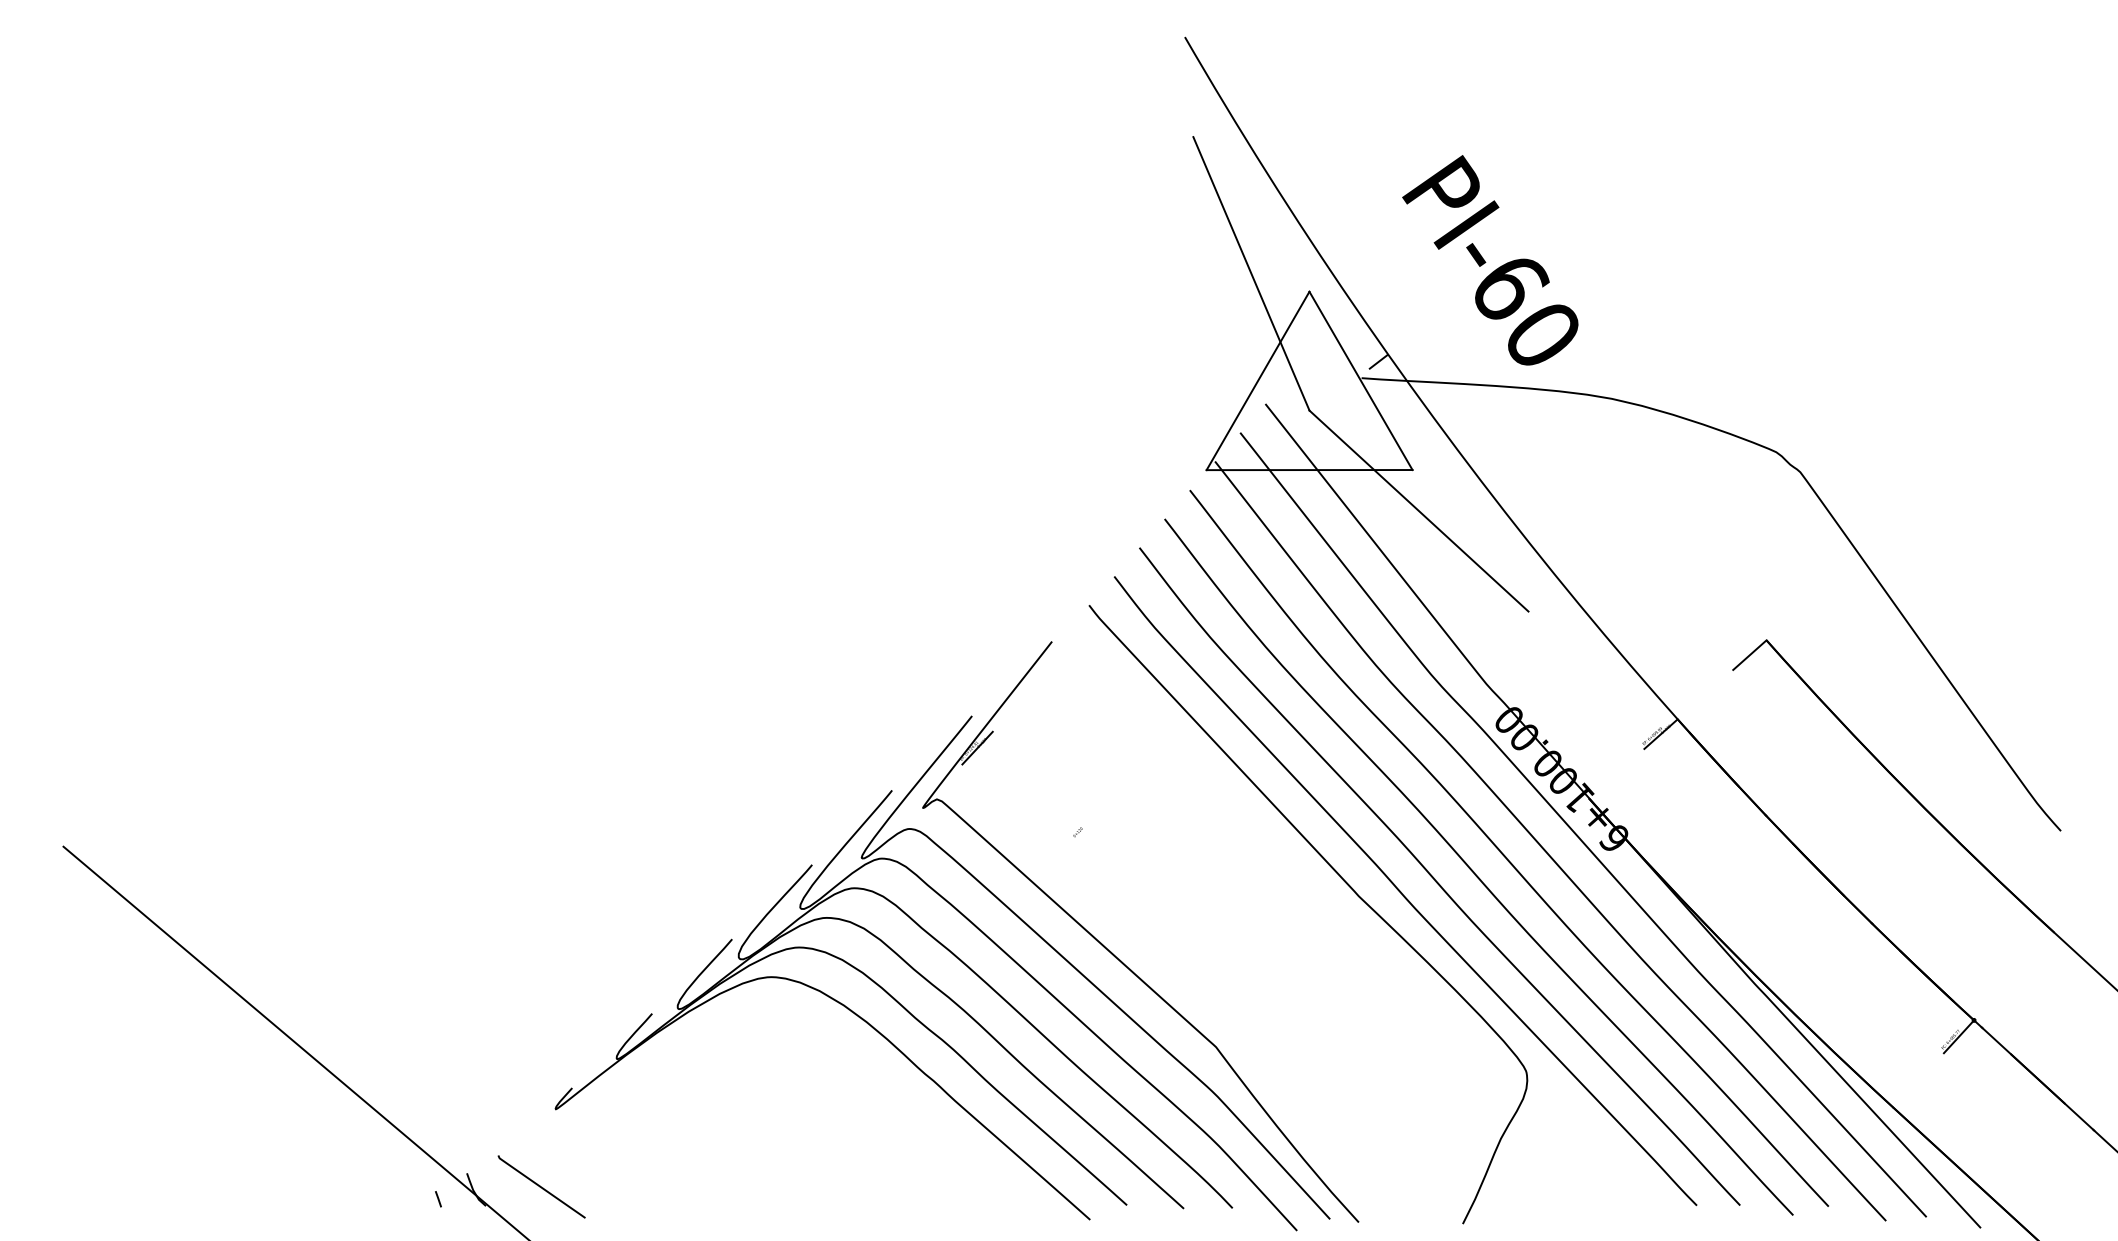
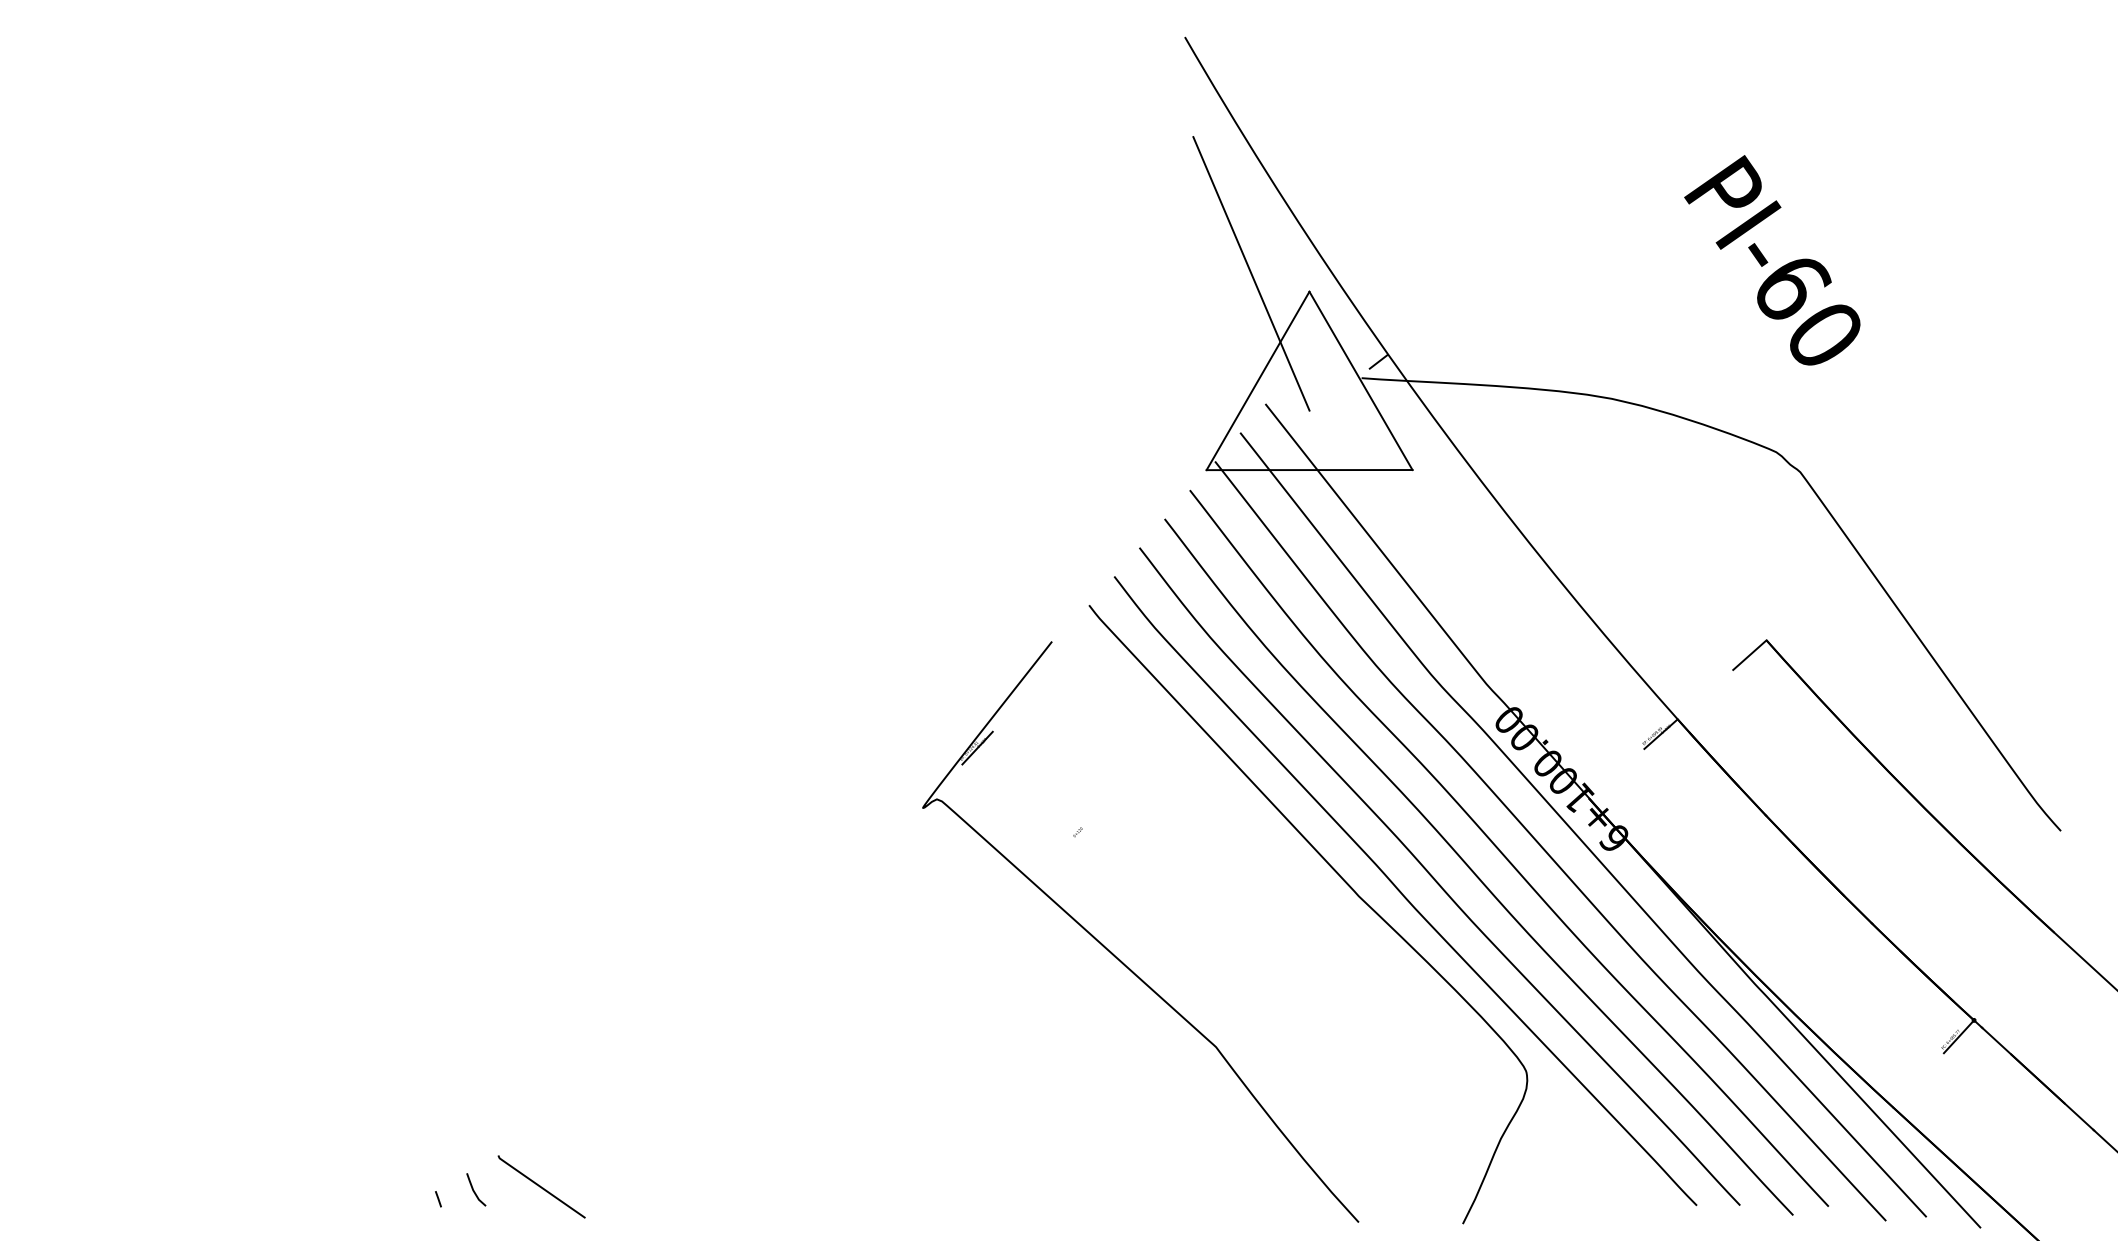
text position: (1490, 260) -> (1772, 260) (1772, 260)
line: present -> none (1418, 510)
part: present -> none (935, 985)
line: present -> none (294, 1041)
